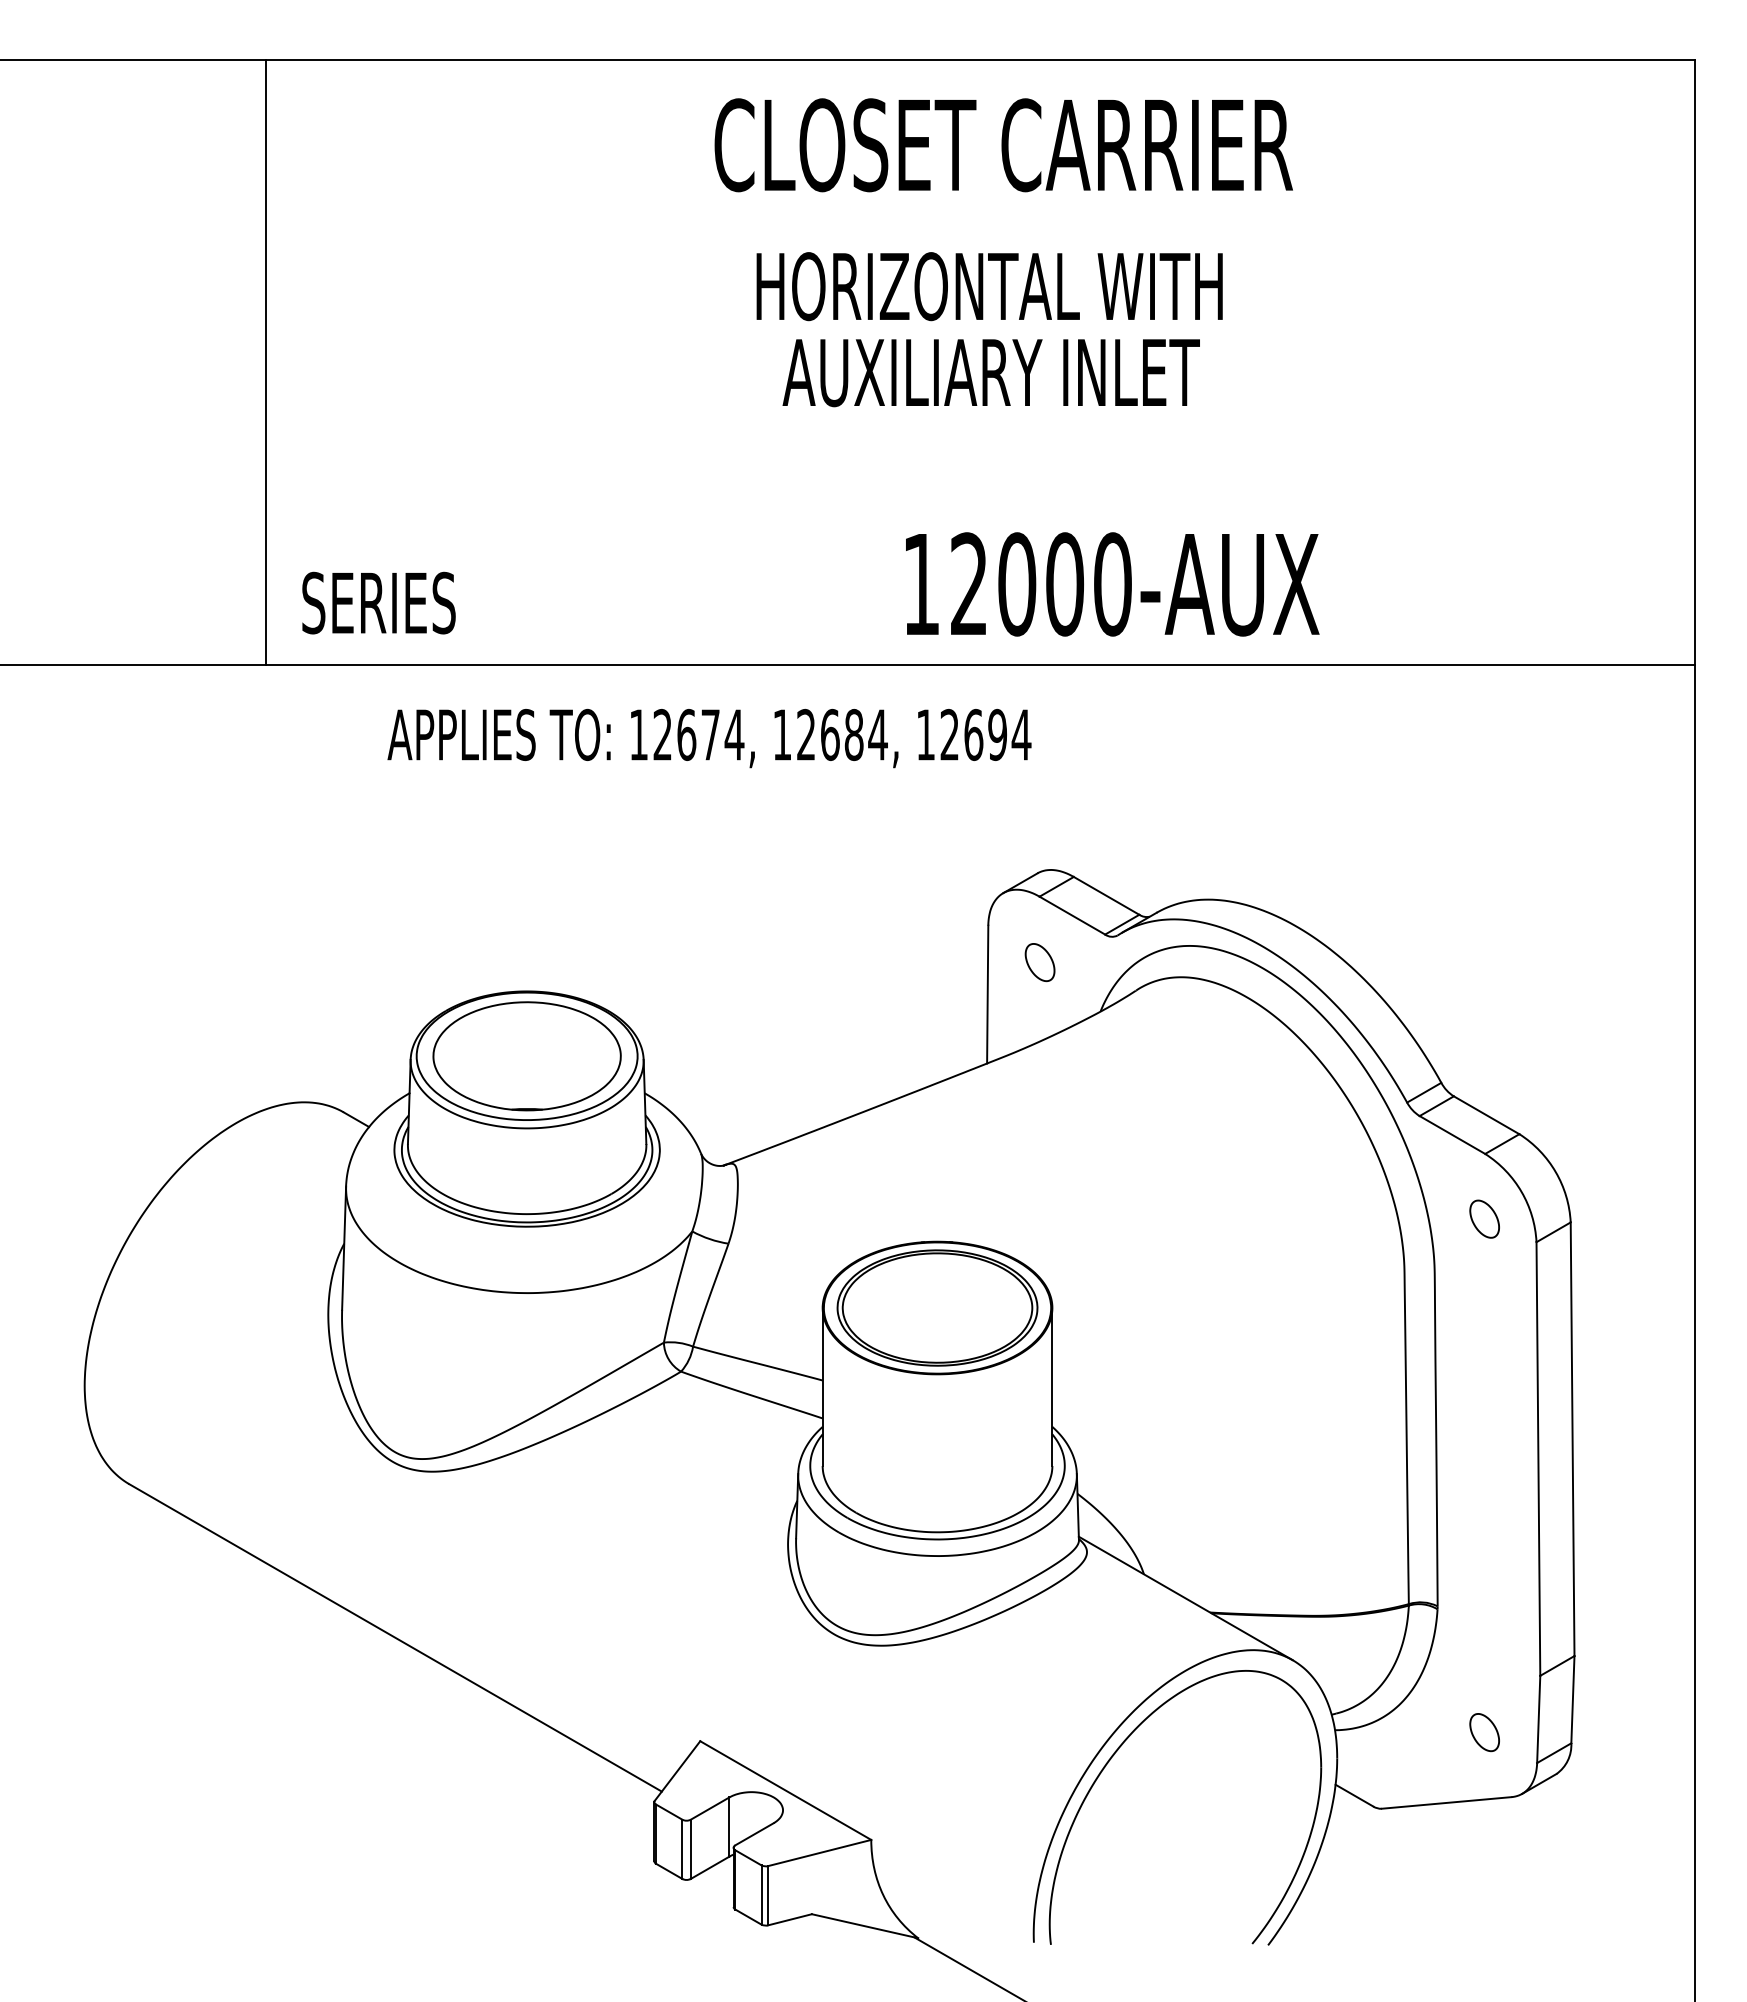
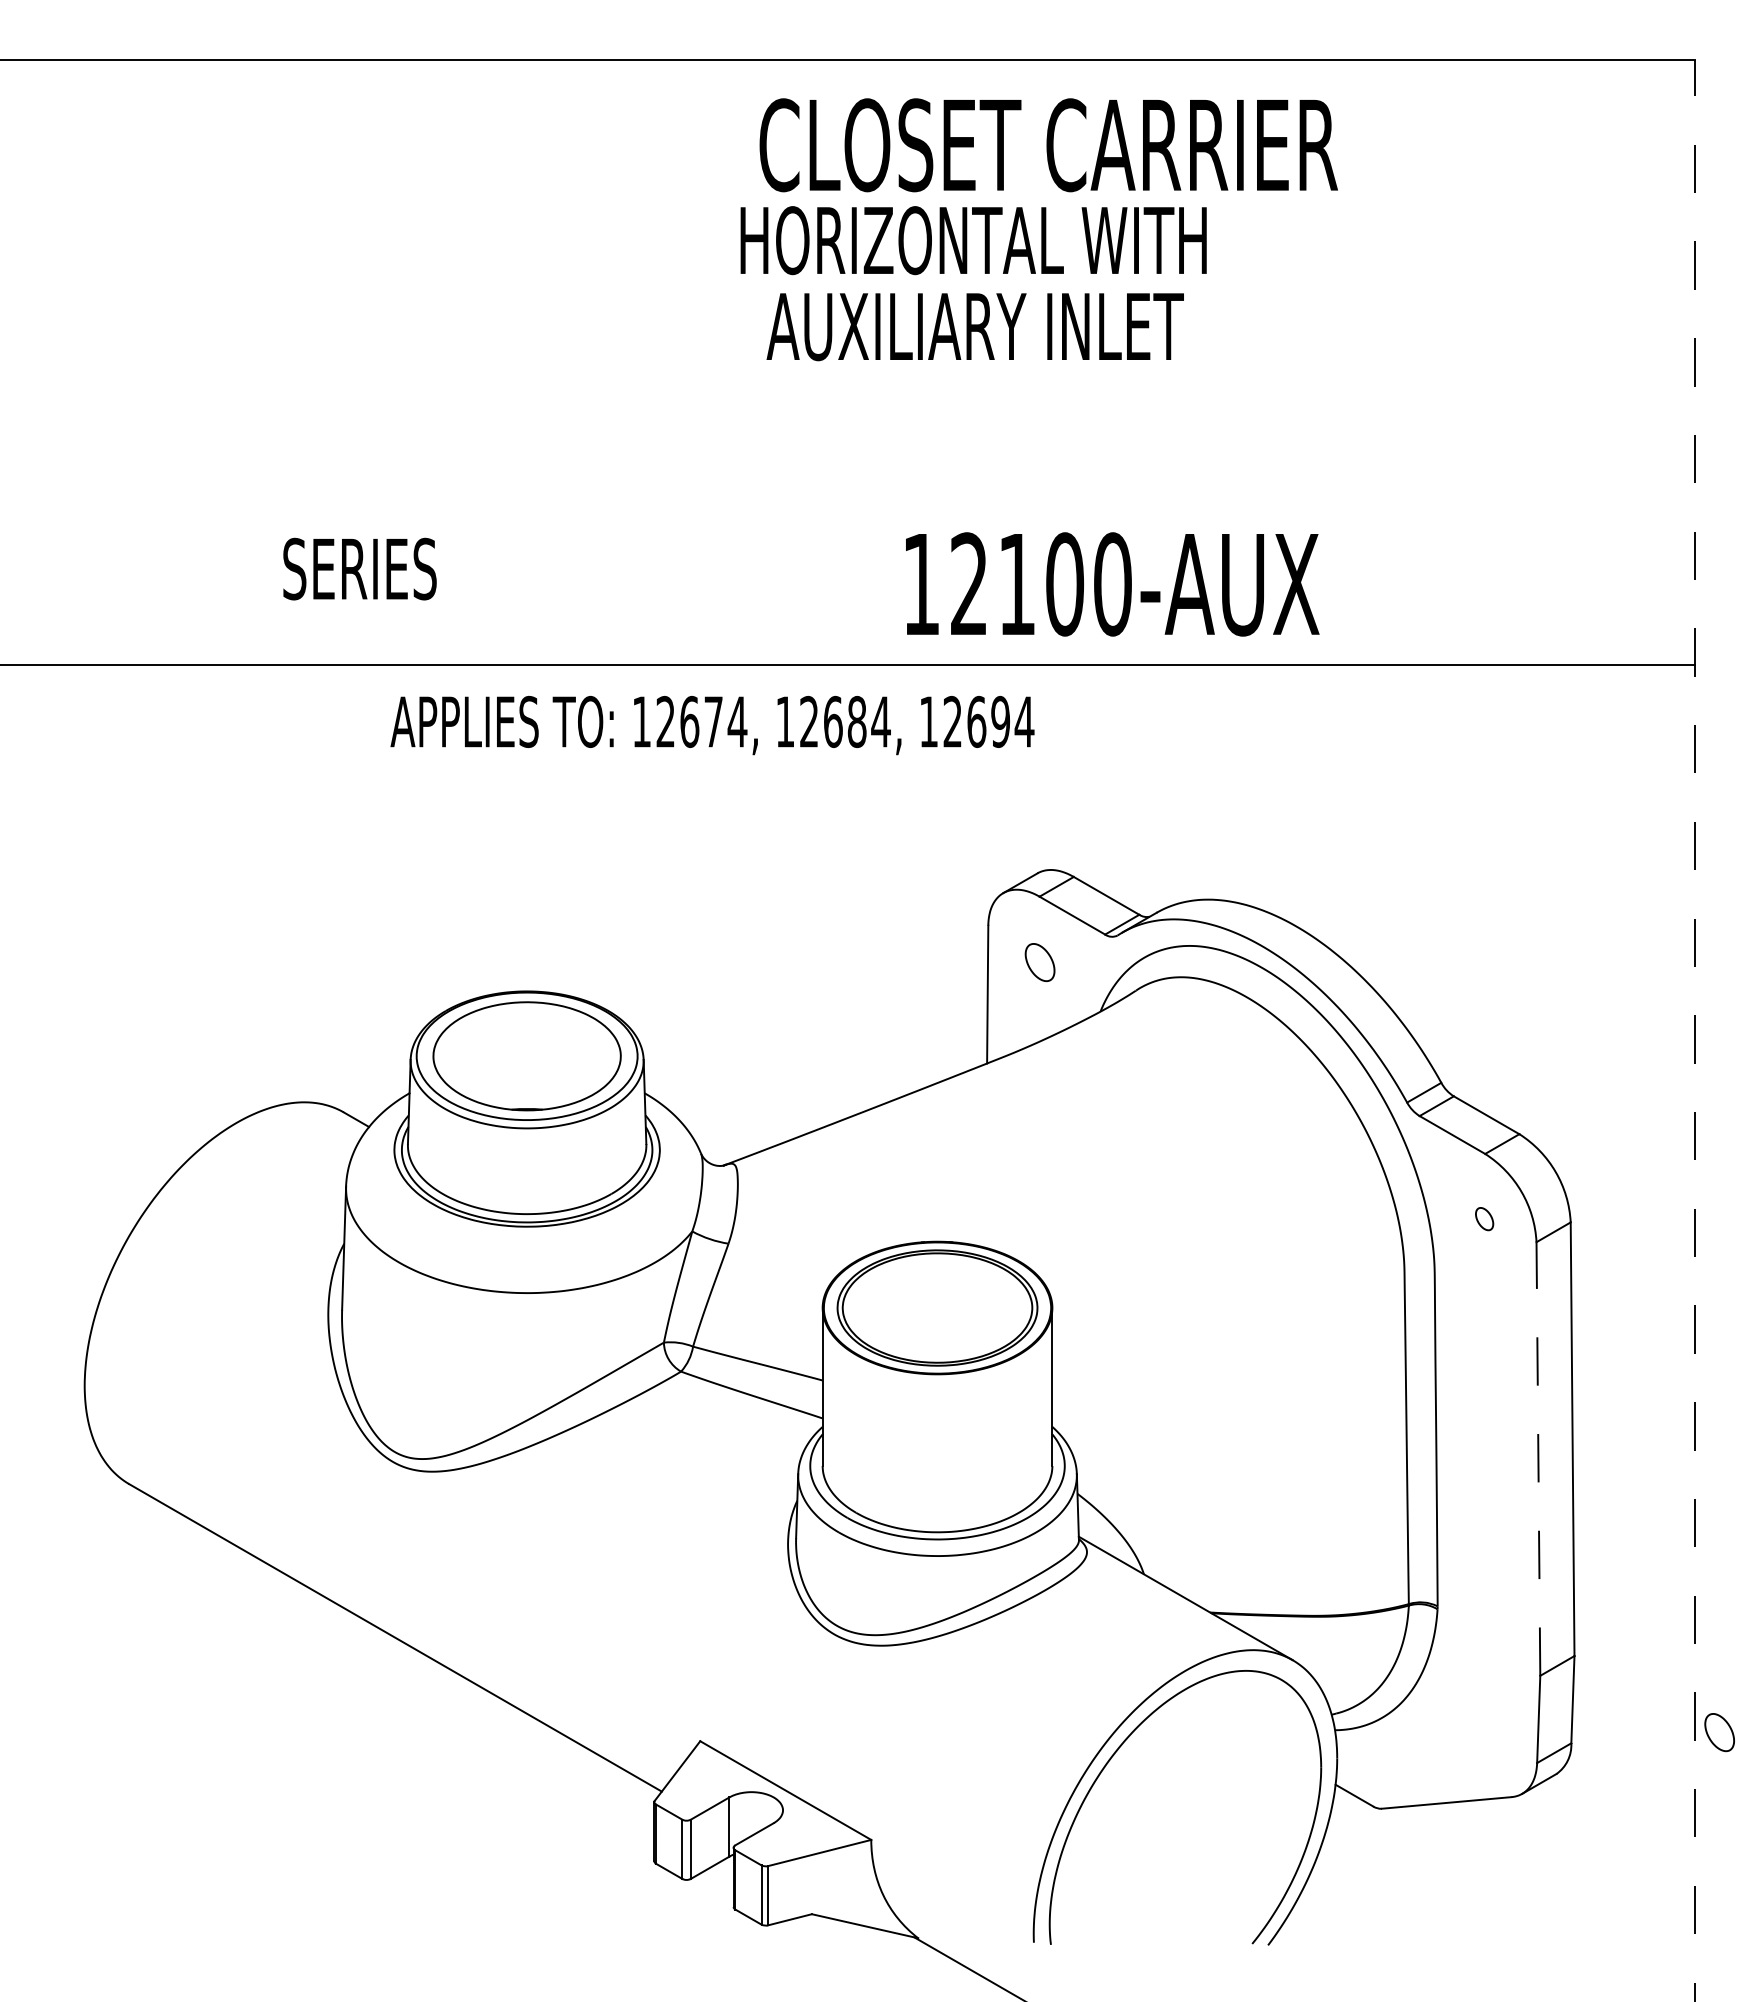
text position: (1003, 145) -> (1048, 145) (1048, 145)
text position: (989, 329) -> (973, 283) (973, 283)
line: present -> none (266, 362)
text: 12000-AUX -> 12100-AUX (1017, 584)
text position: (378, 602) -> (359, 568) (359, 568)
text position: (709, 738) -> (712, 725) (712, 725)
line: solid -> dashed (1694, 1030)
part size: 31x40 px -> 20x25 px (1484, 1219)
line: solid -> dashed (1538, 1459)
part position: (1484, 1732) -> (1719, 1732) (1719, 1732)
